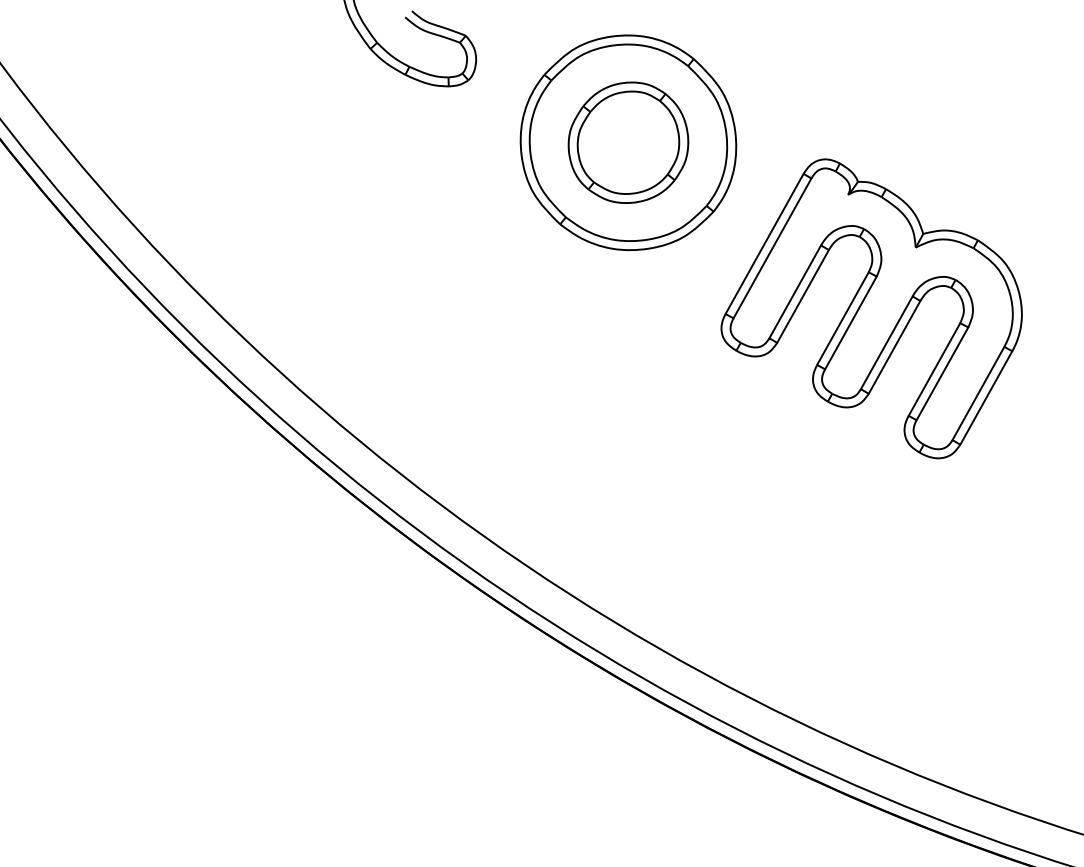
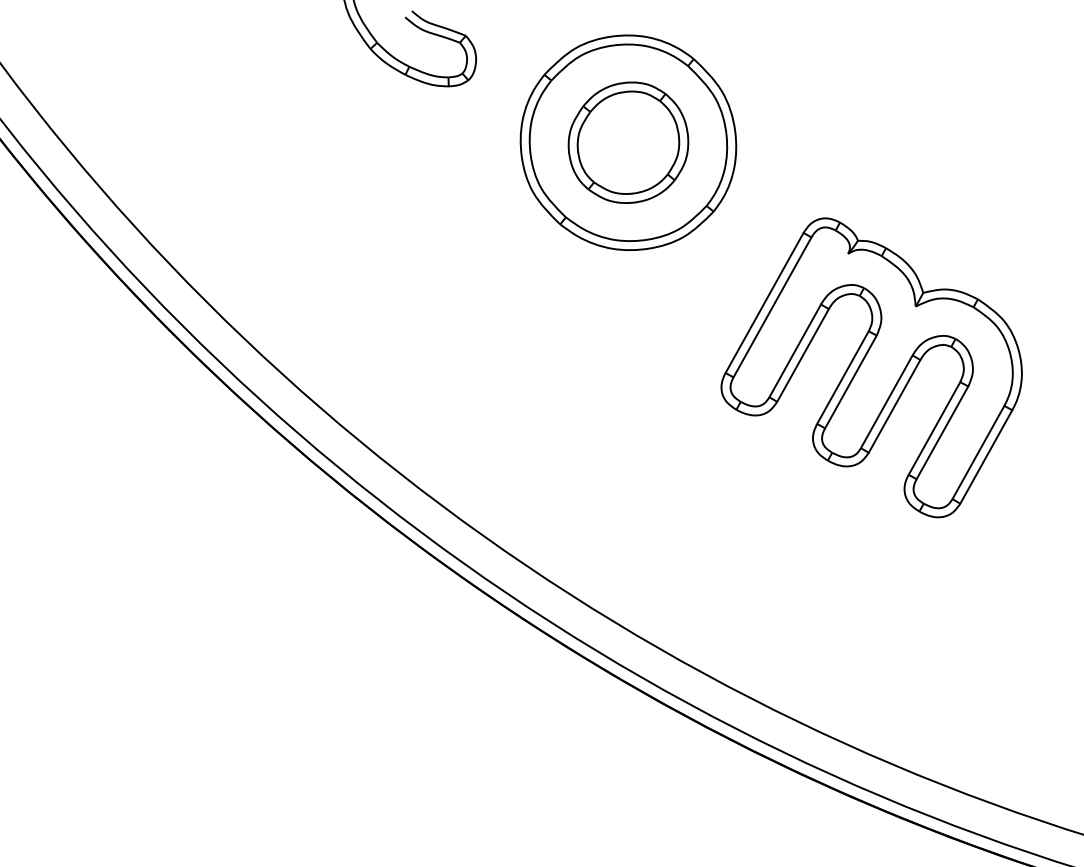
part position: (871, 308) -> (871, 367) (871, 367)
